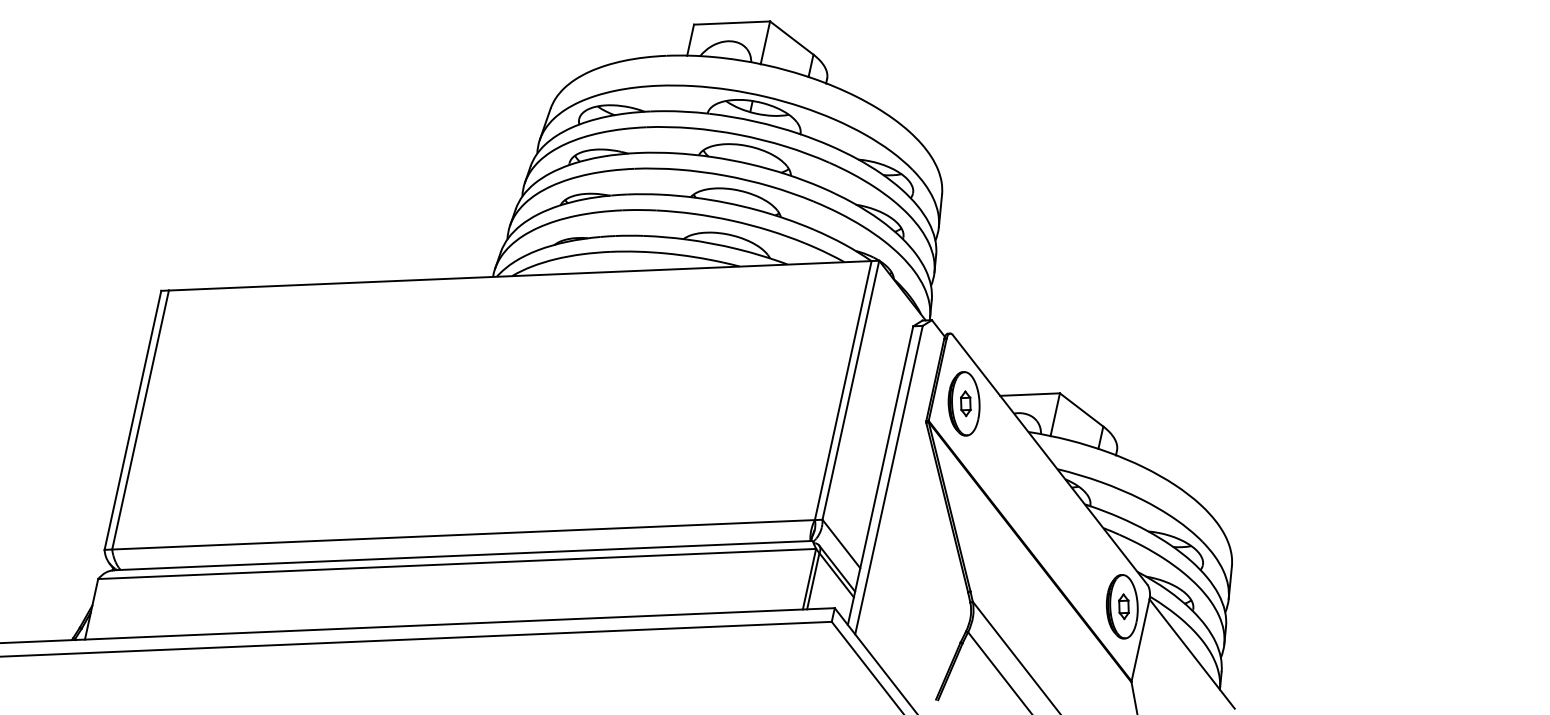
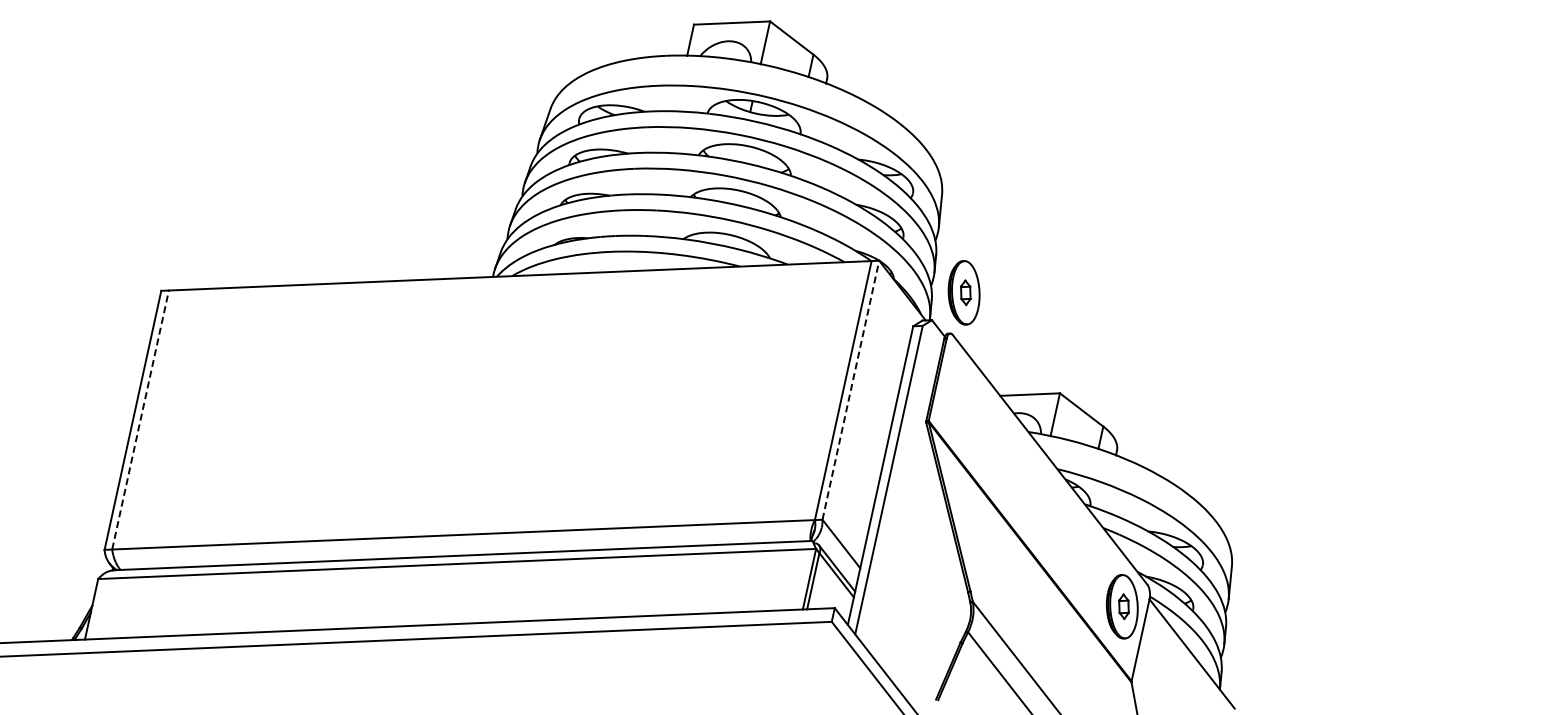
line: solid -> dashed (850, 390)
part position: (963, 403) -> (963, 292) (963, 292)
line: solid -> dashed (140, 420)
